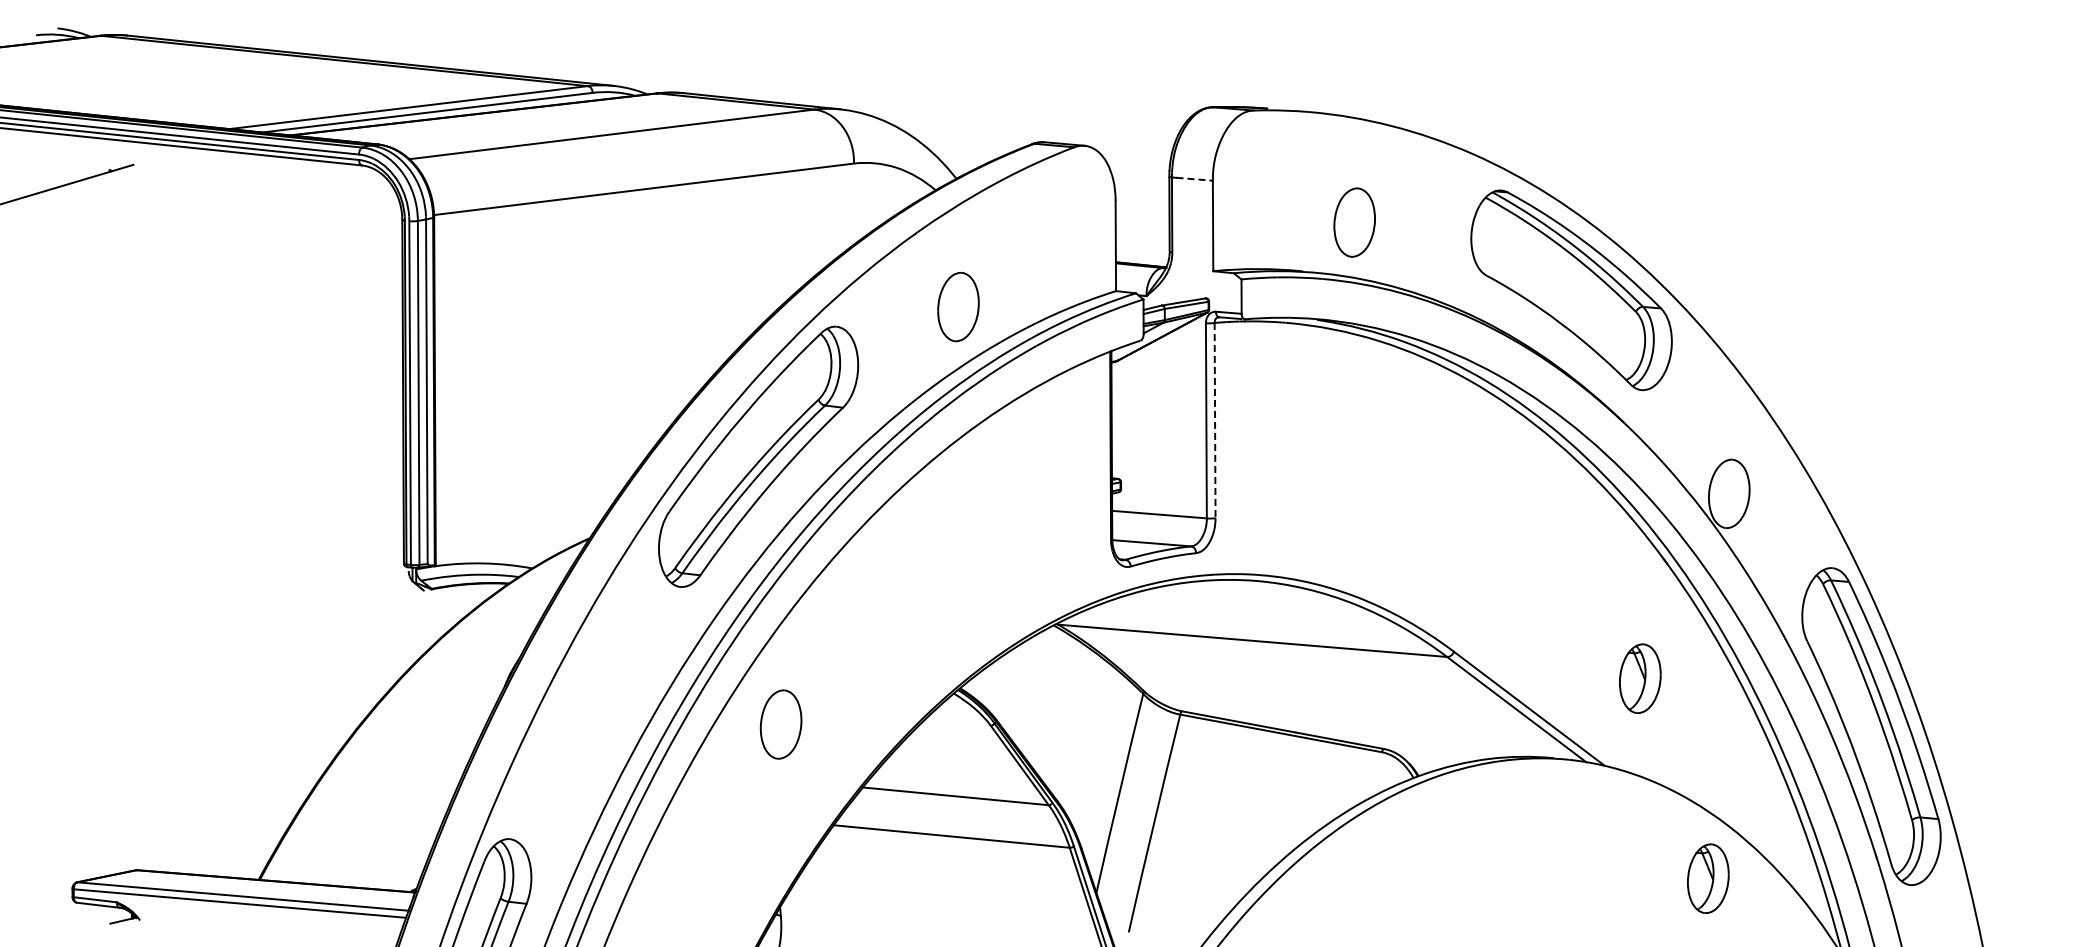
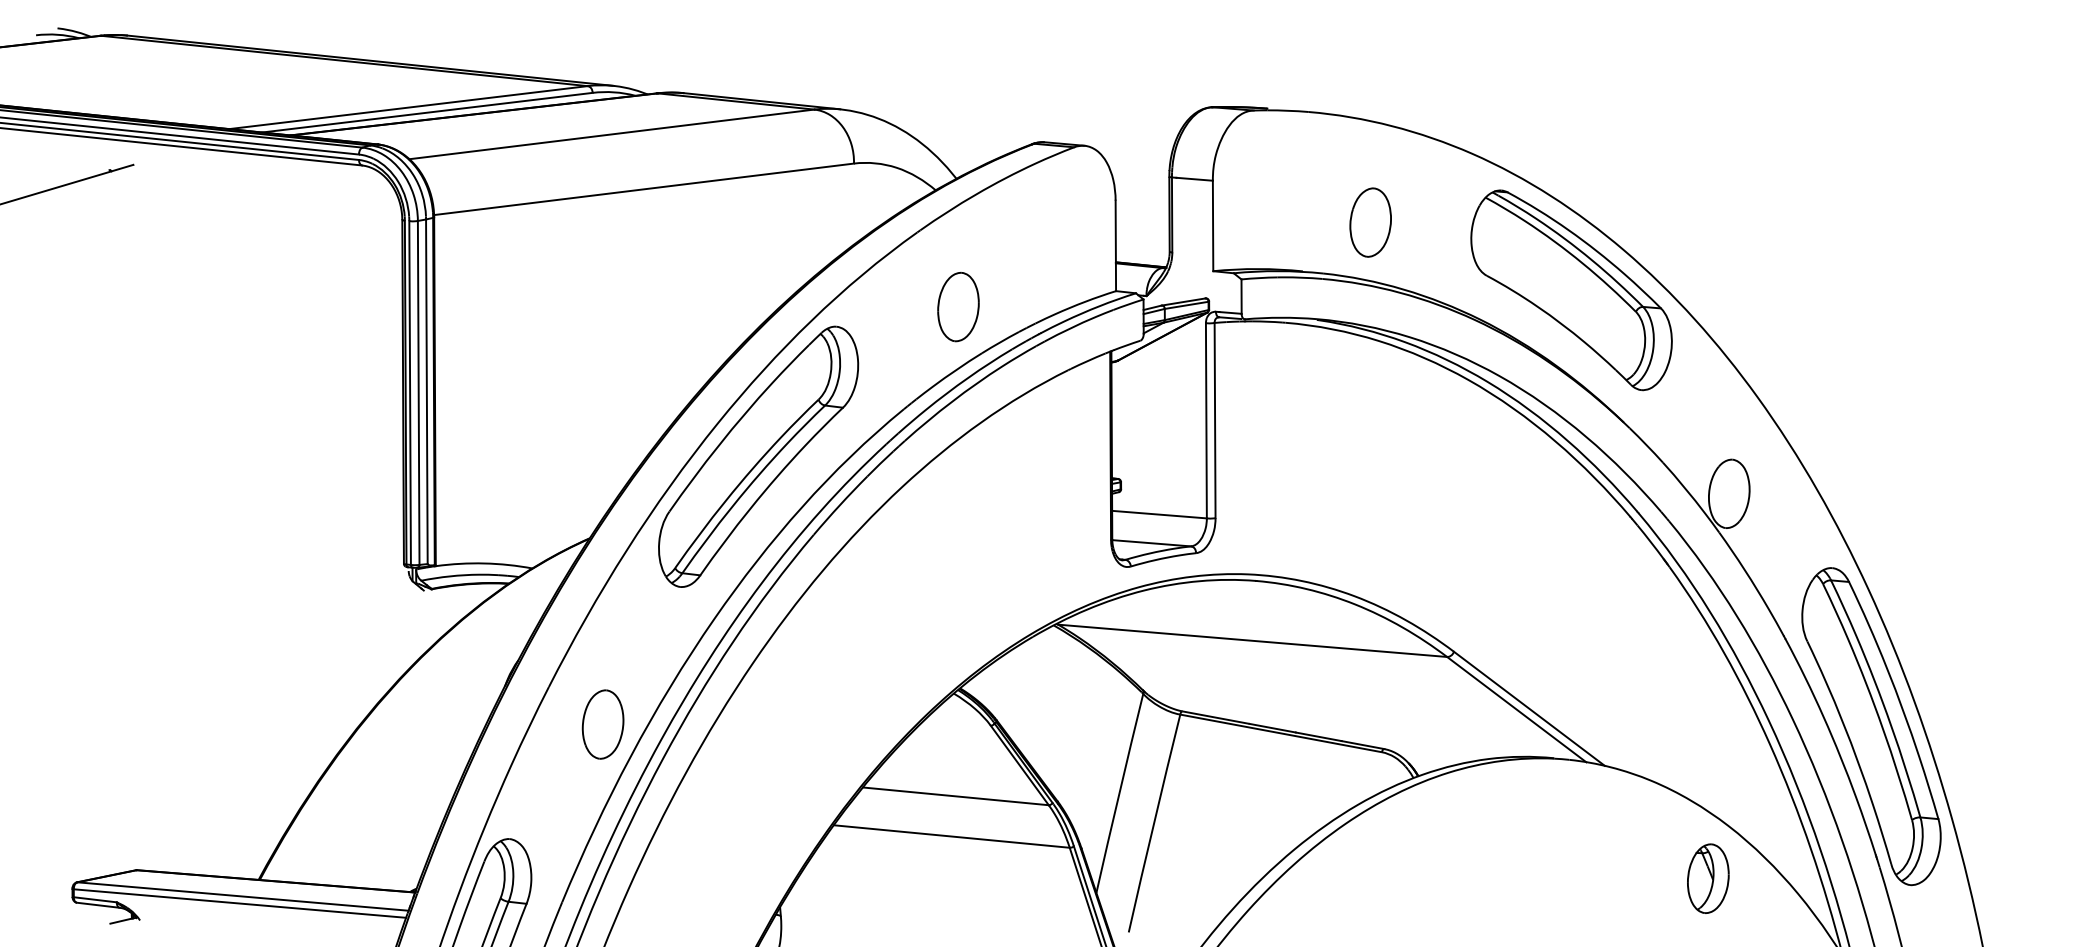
line: dashed -> solid (1195, 179)
part position: (1354, 222) -> (1370, 222) (1370, 222)
line: dashed -> solid (1215, 420)
part: present -> none (1640, 678)
part position: (780, 724) -> (602, 724) (602, 724)
